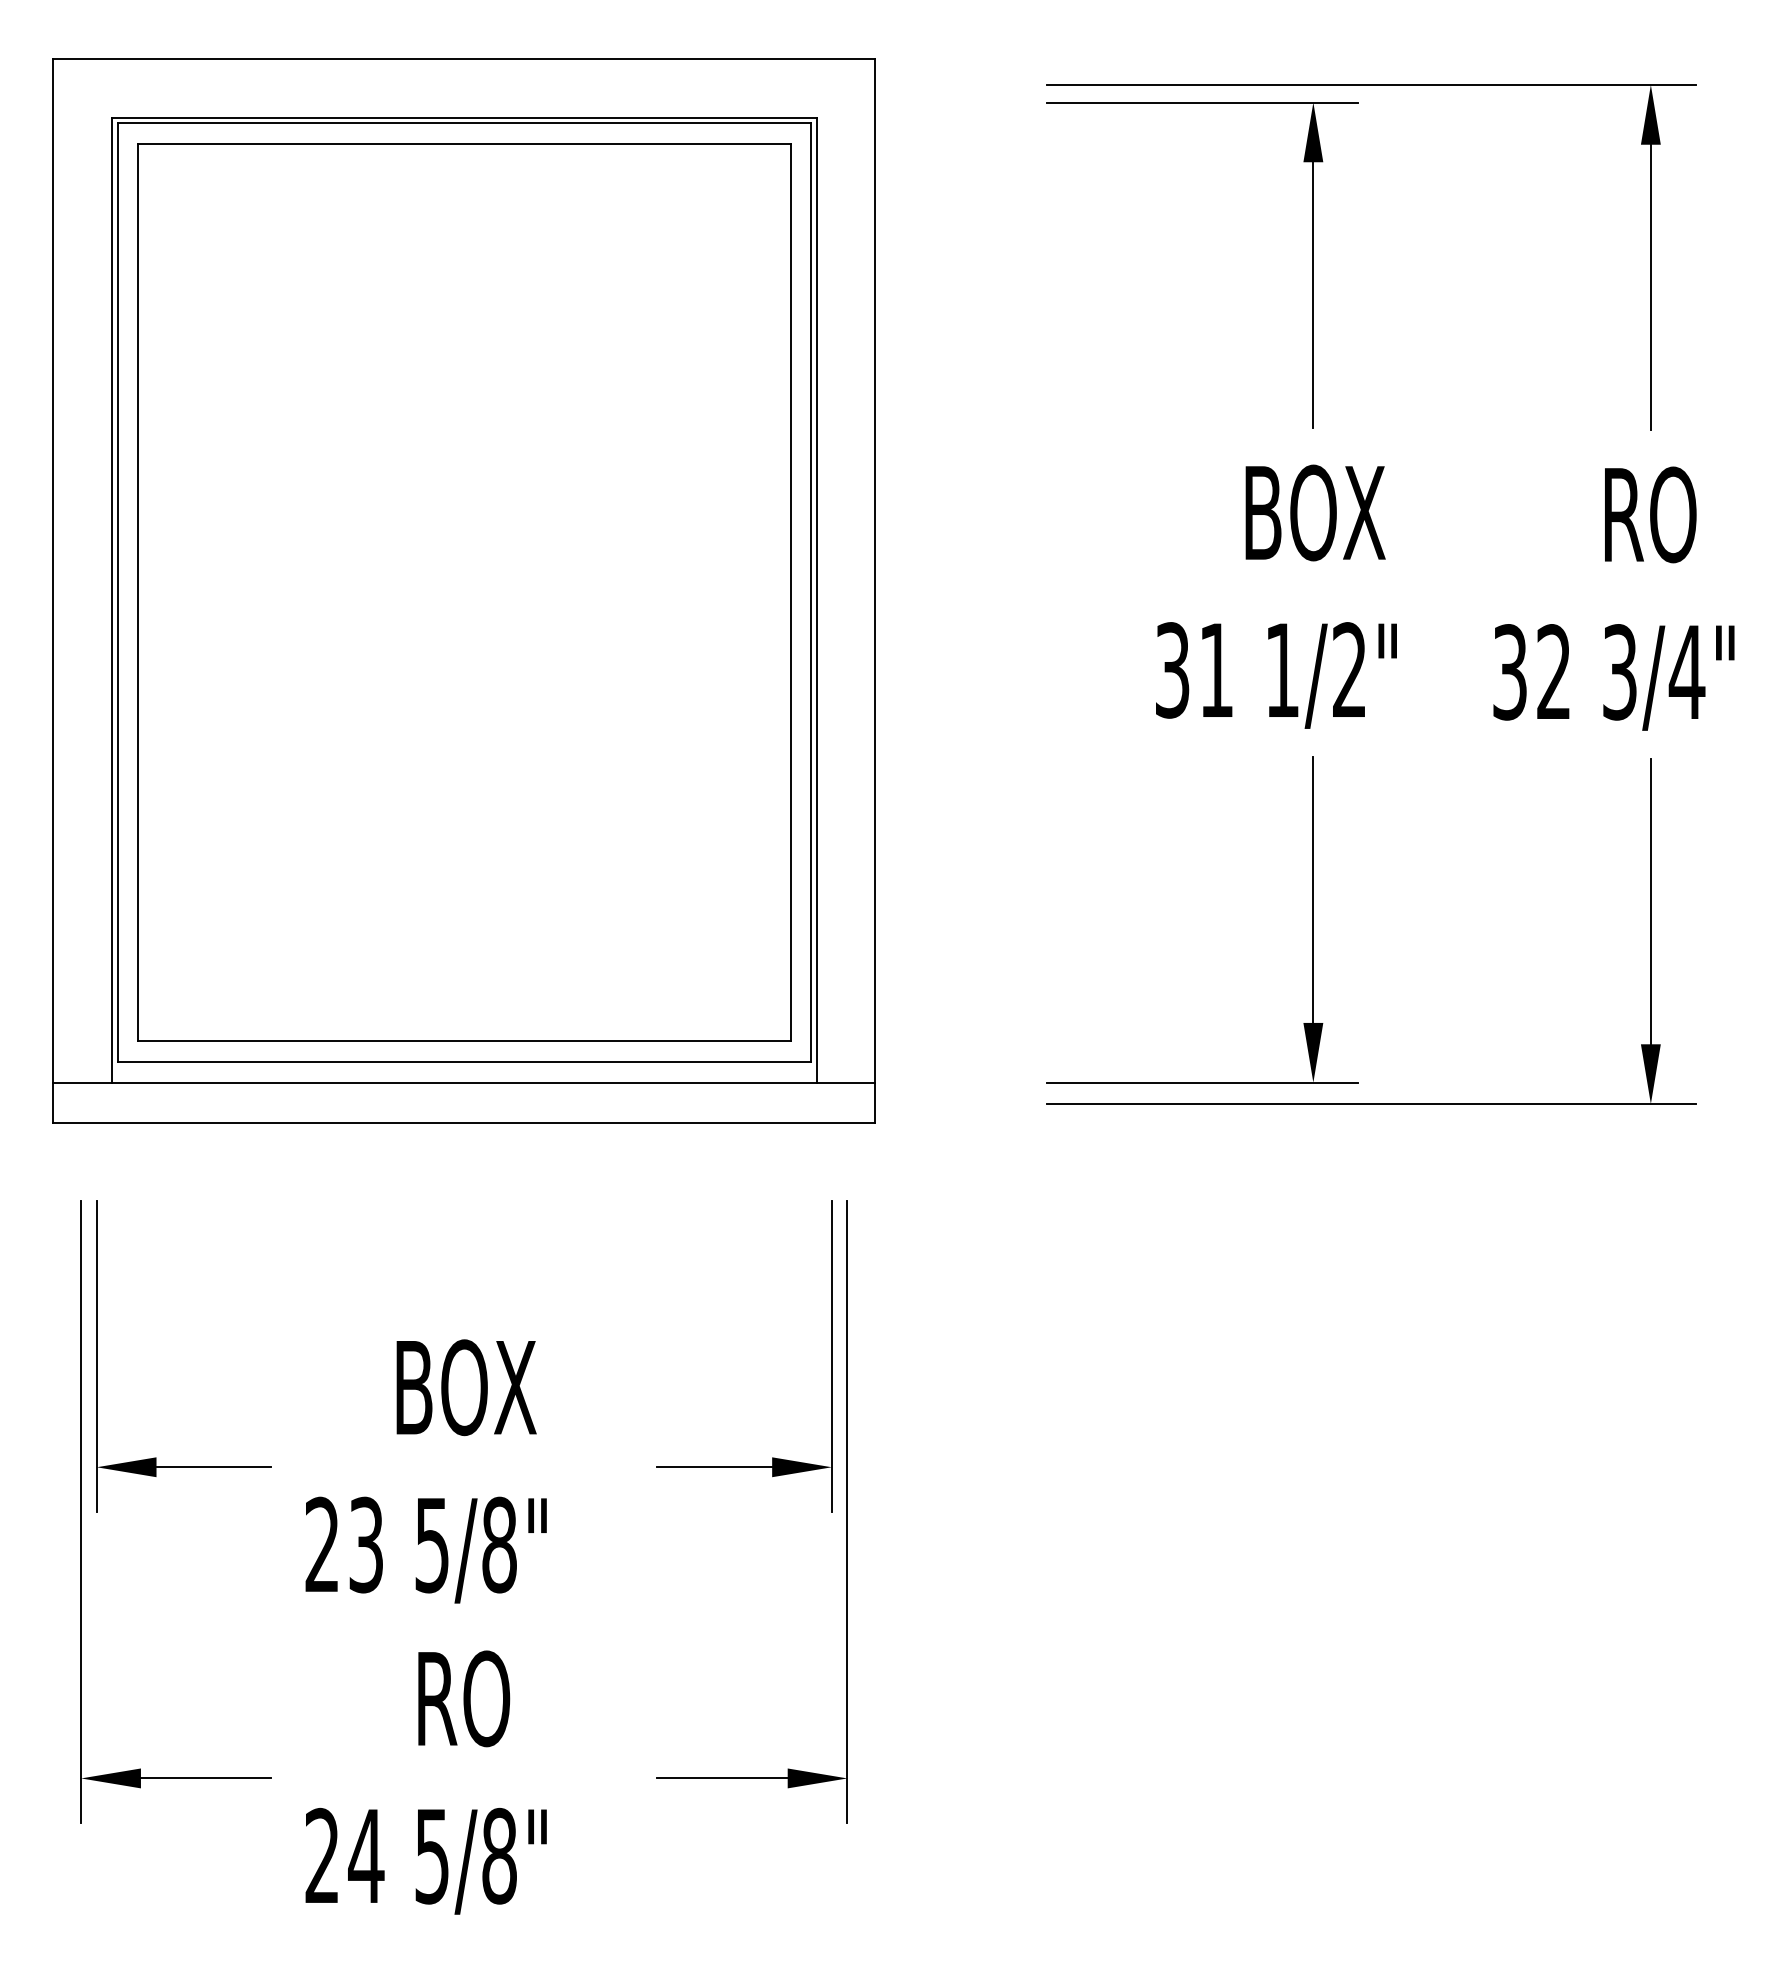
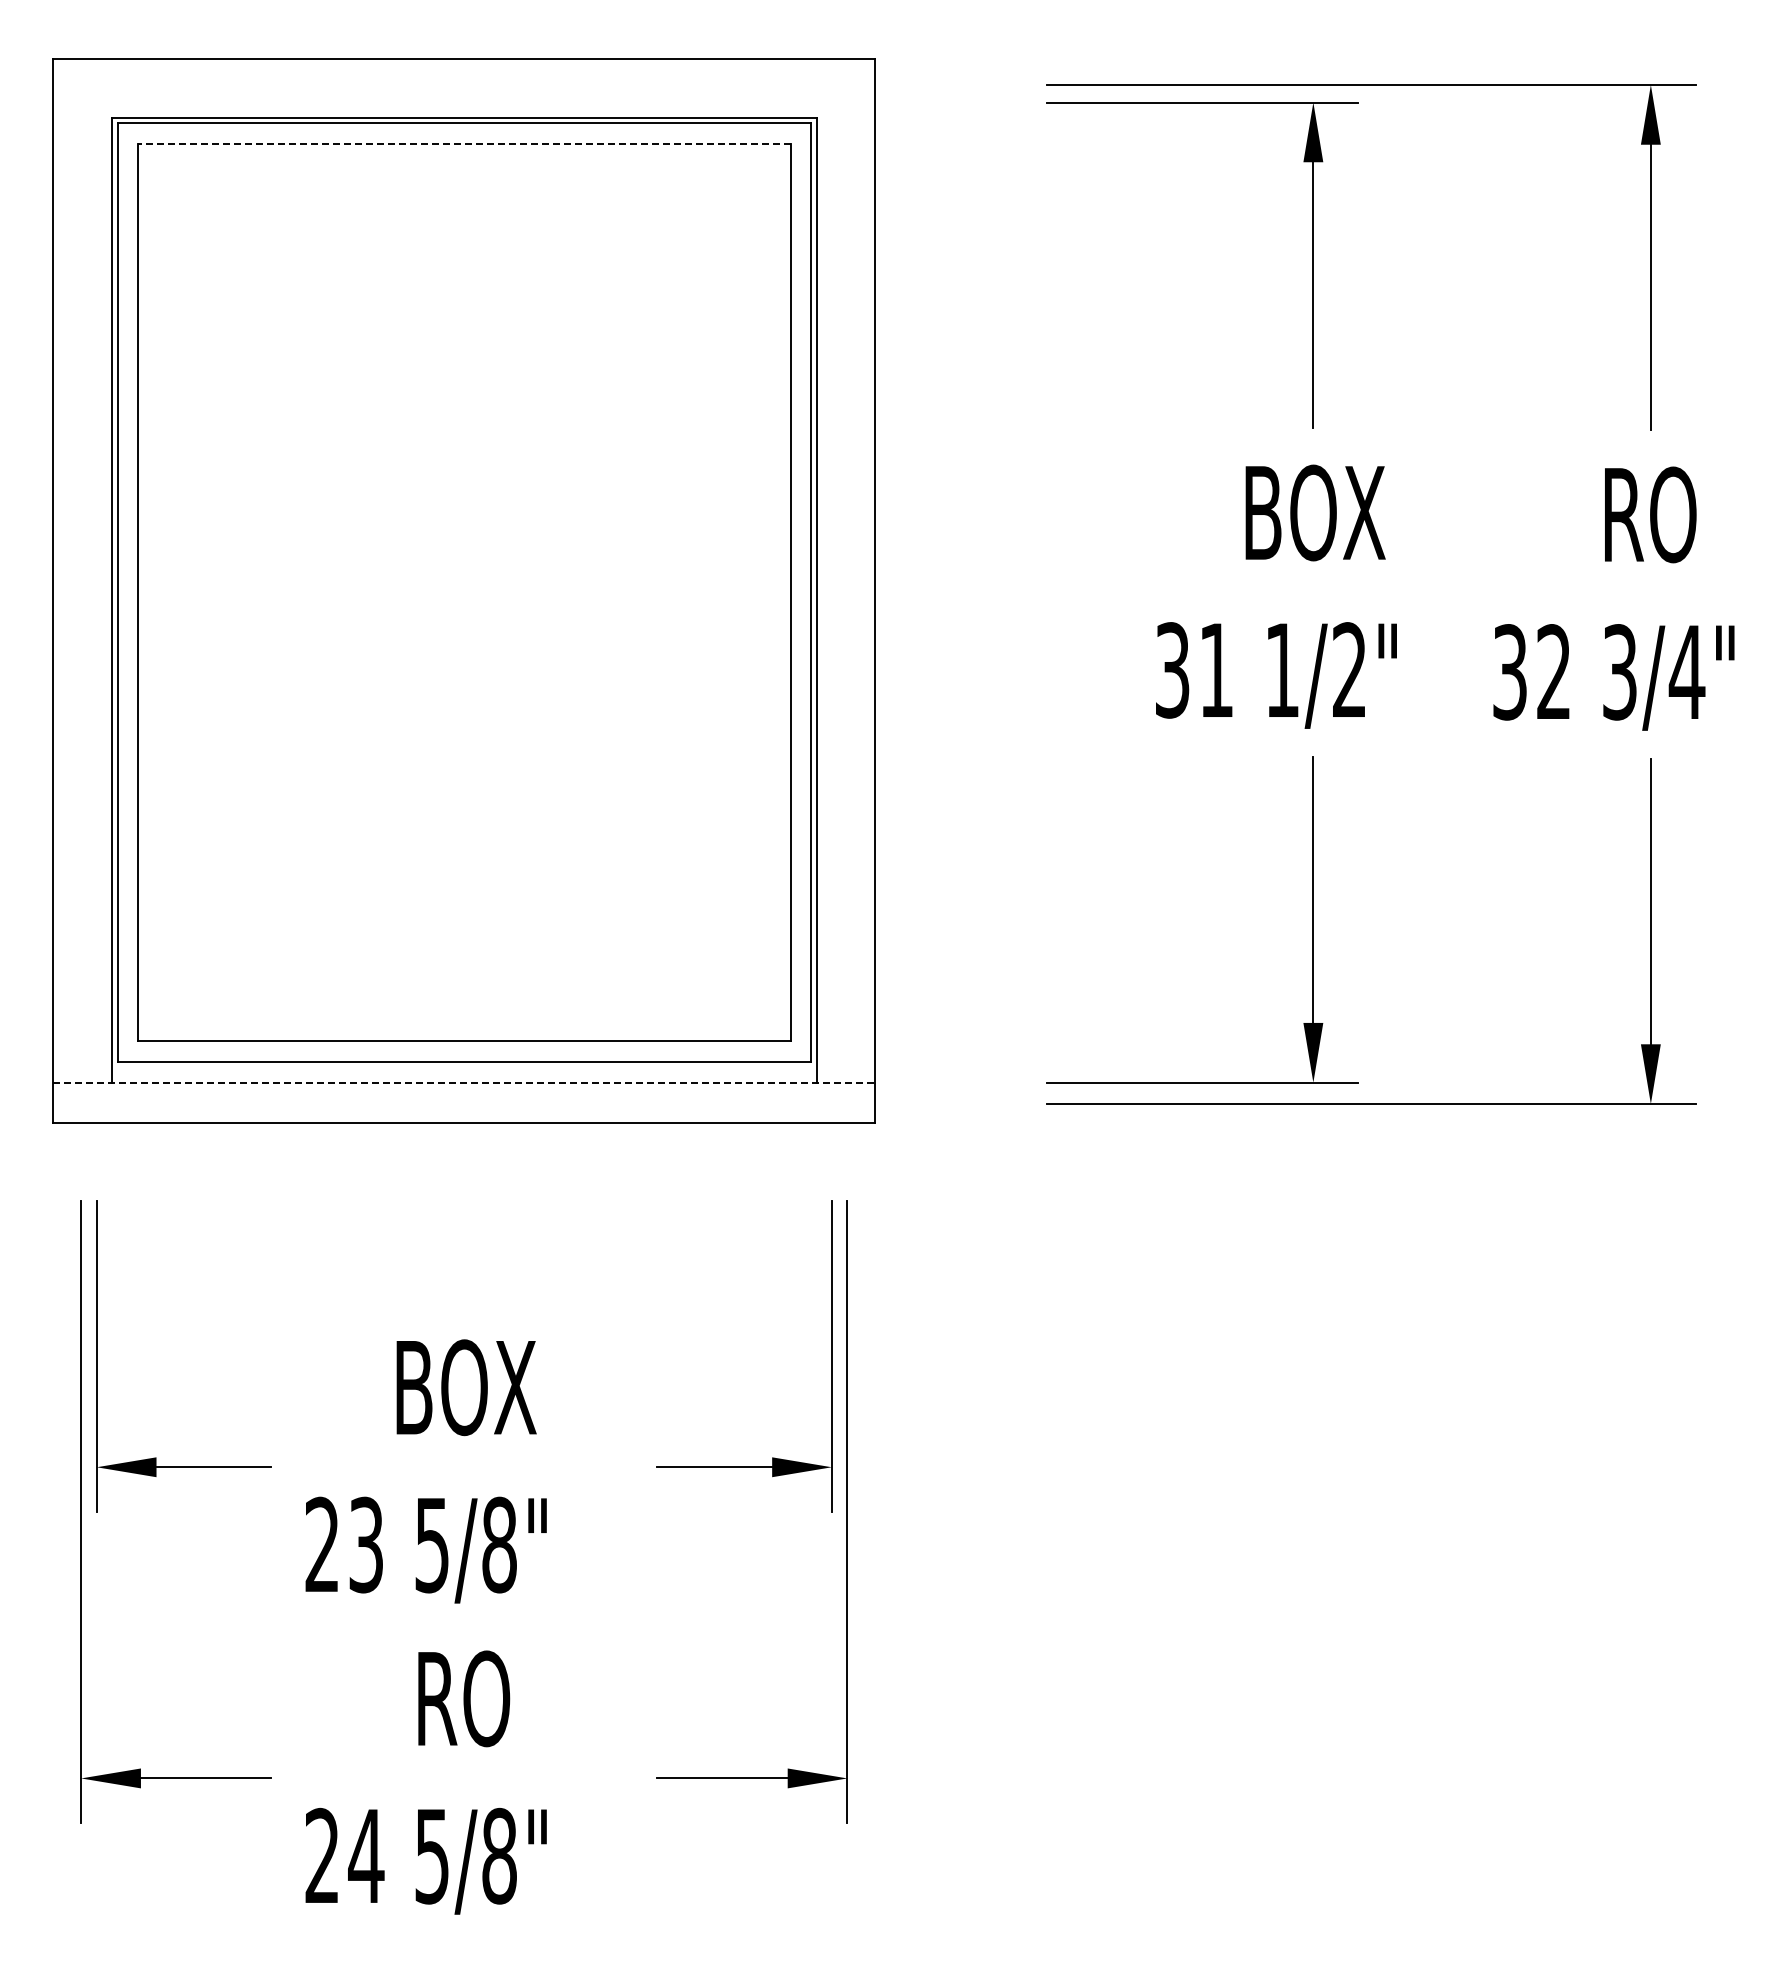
line: solid -> dashed (463, 143)
line: solid -> dashed (464, 1082)
